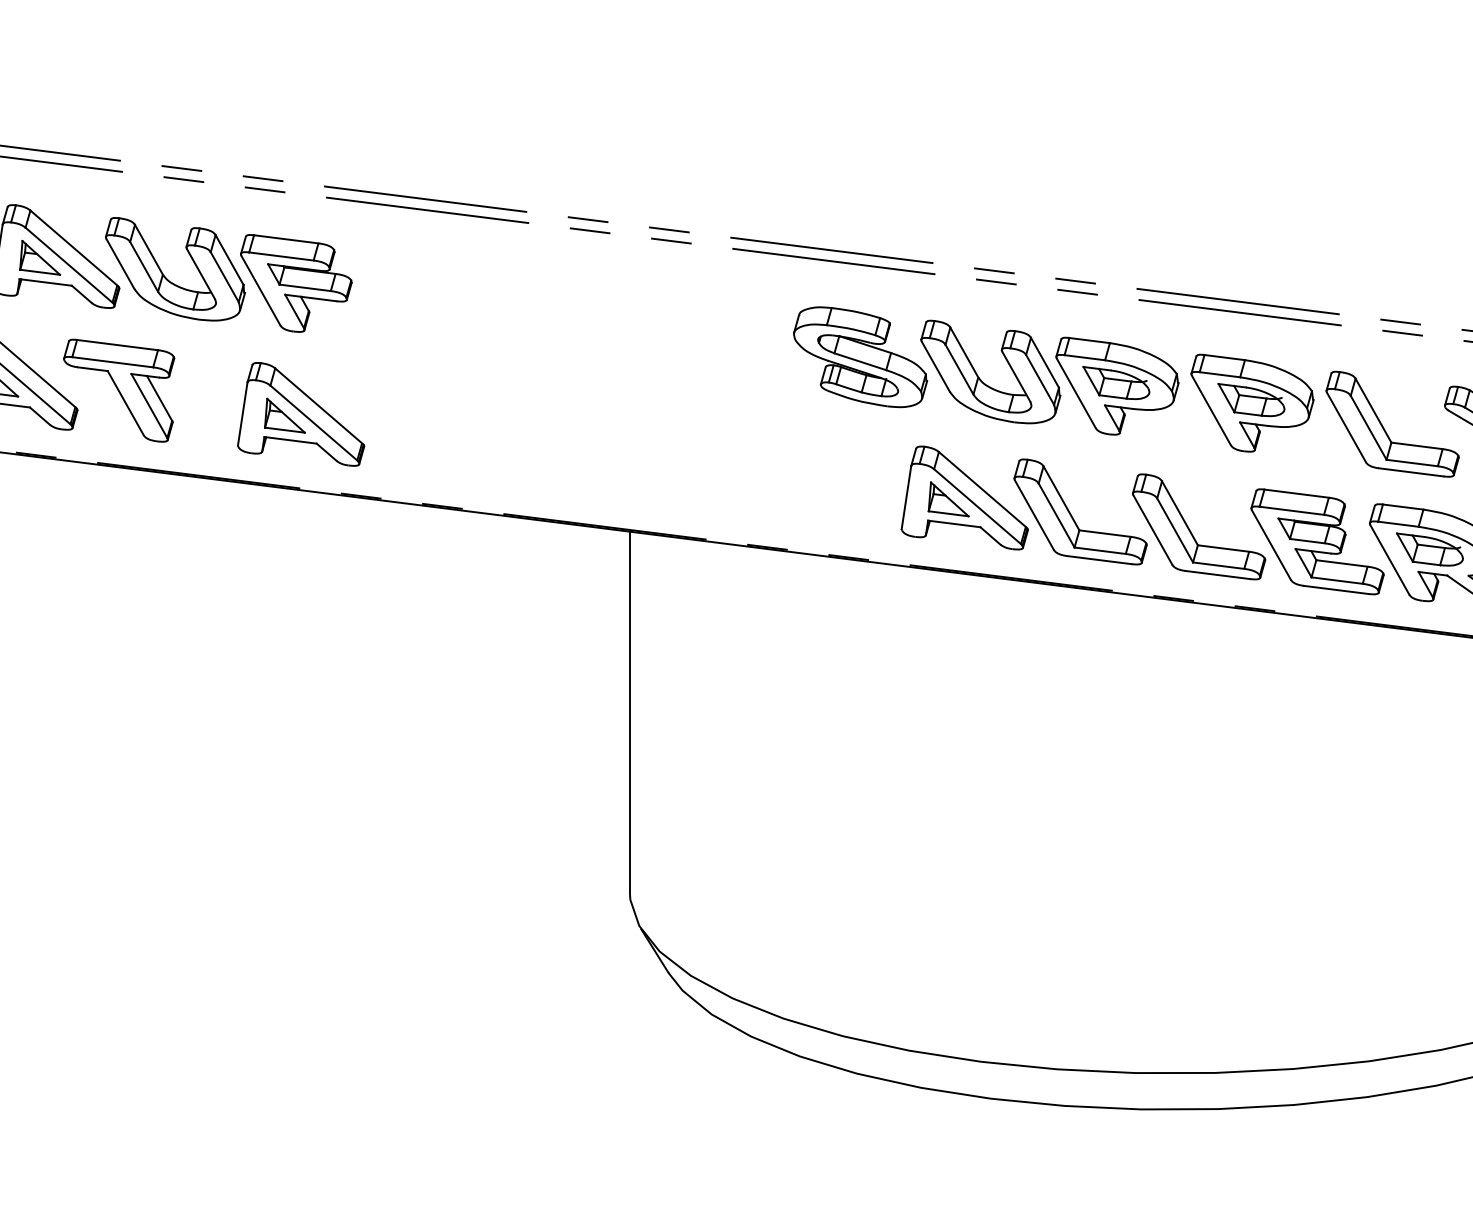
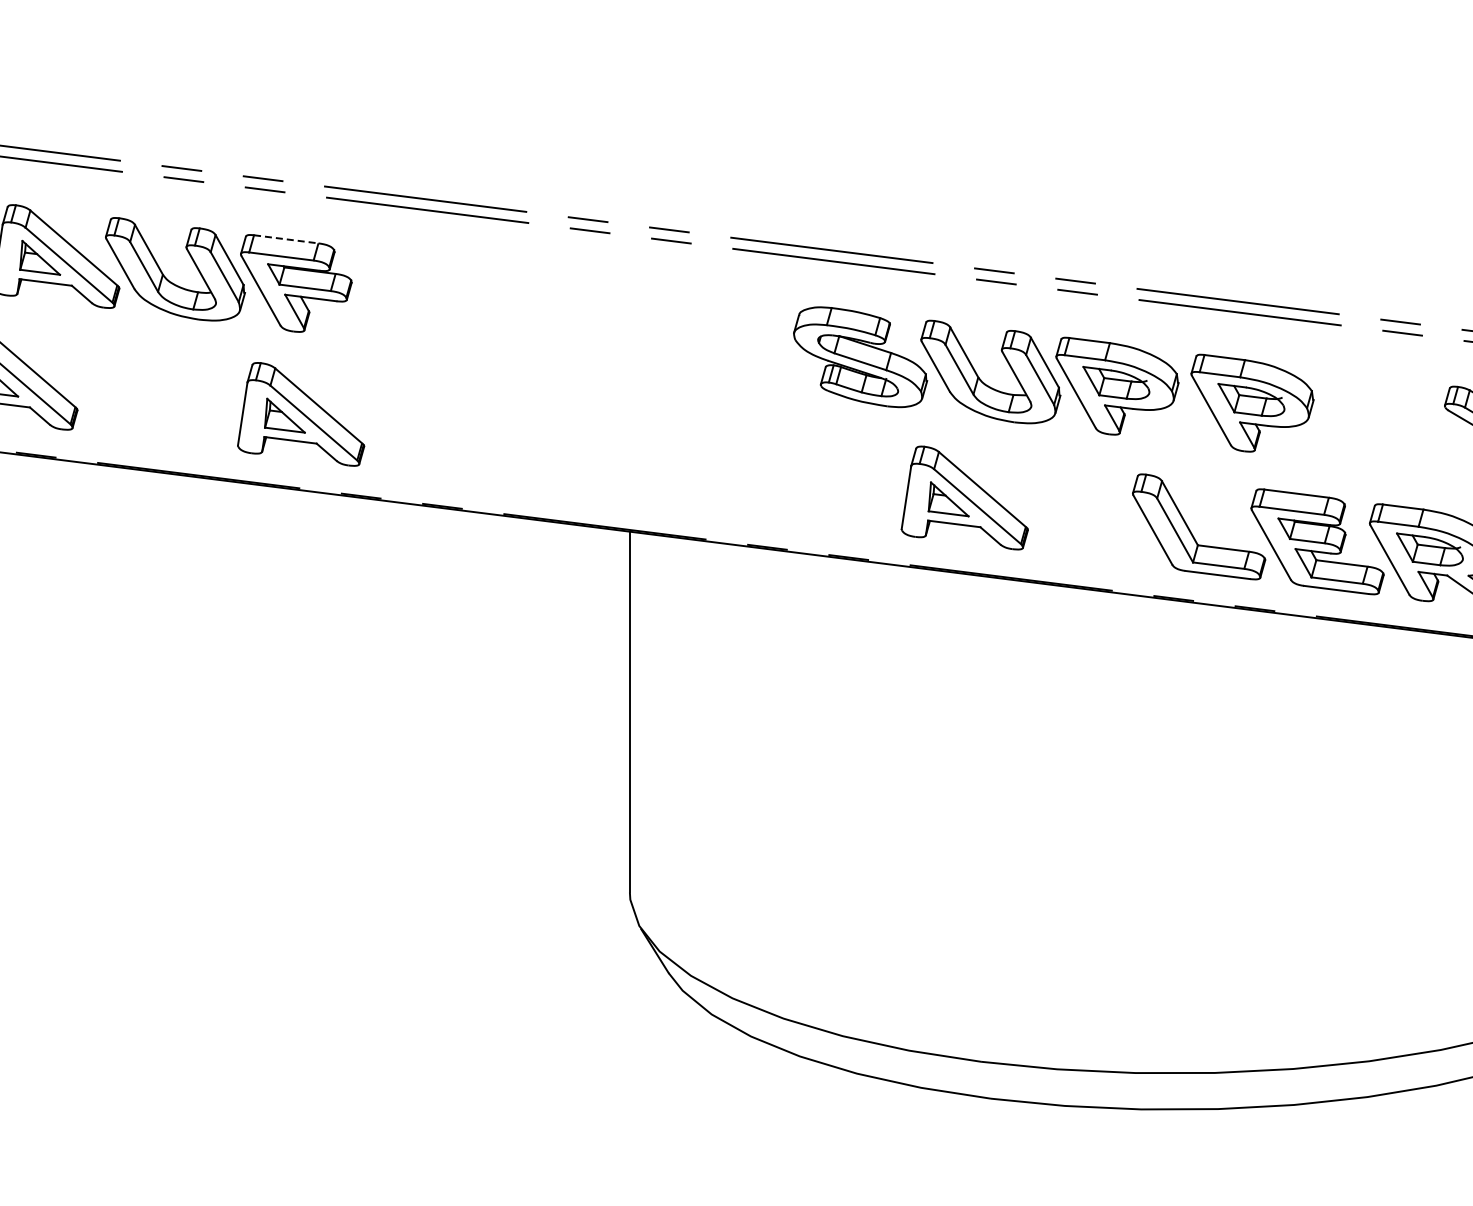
line: solid -> dashed (286, 239)
part: present -> none (119, 390)
part: present -> none (1385, 429)
part: present -> none (1072, 515)
